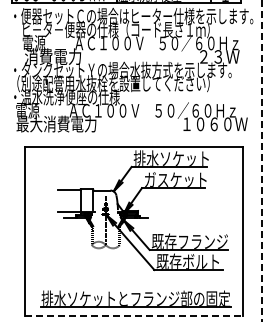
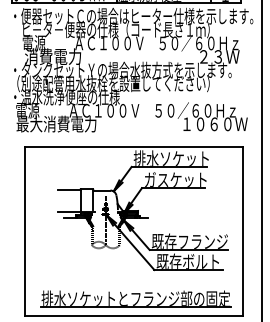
line: dashed -> solid (262, 161)
line: dashed -> solid (134, 315)
